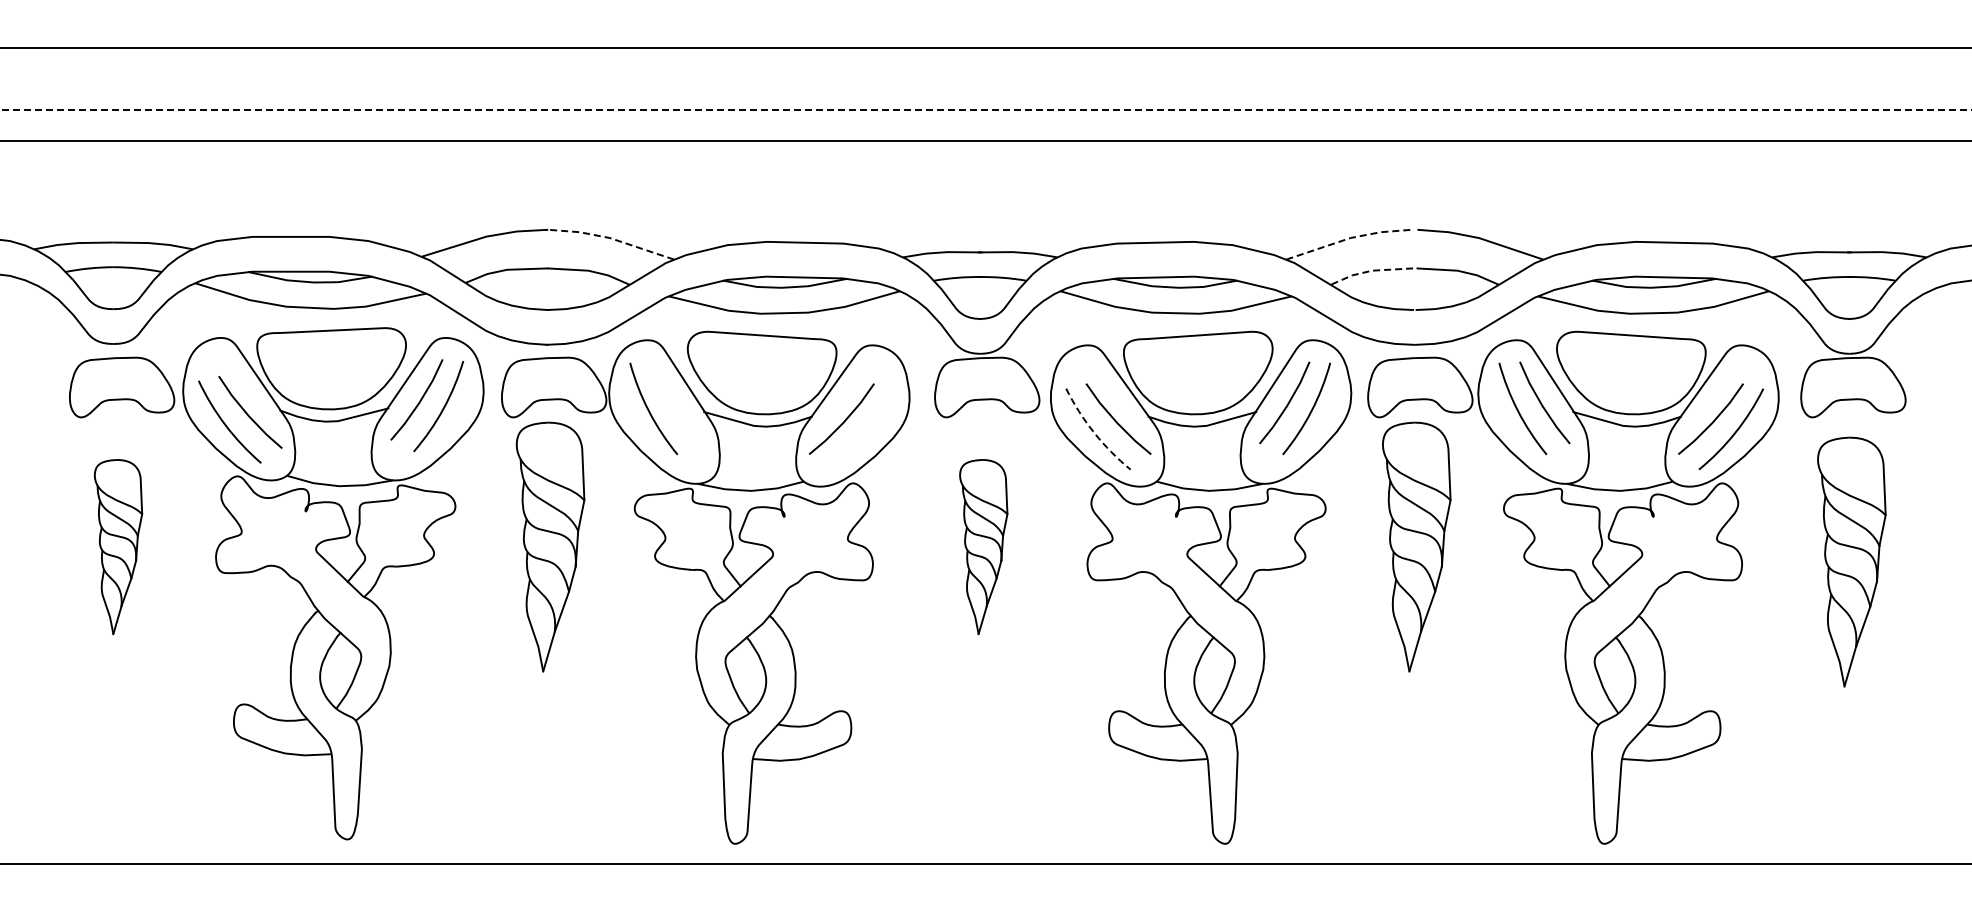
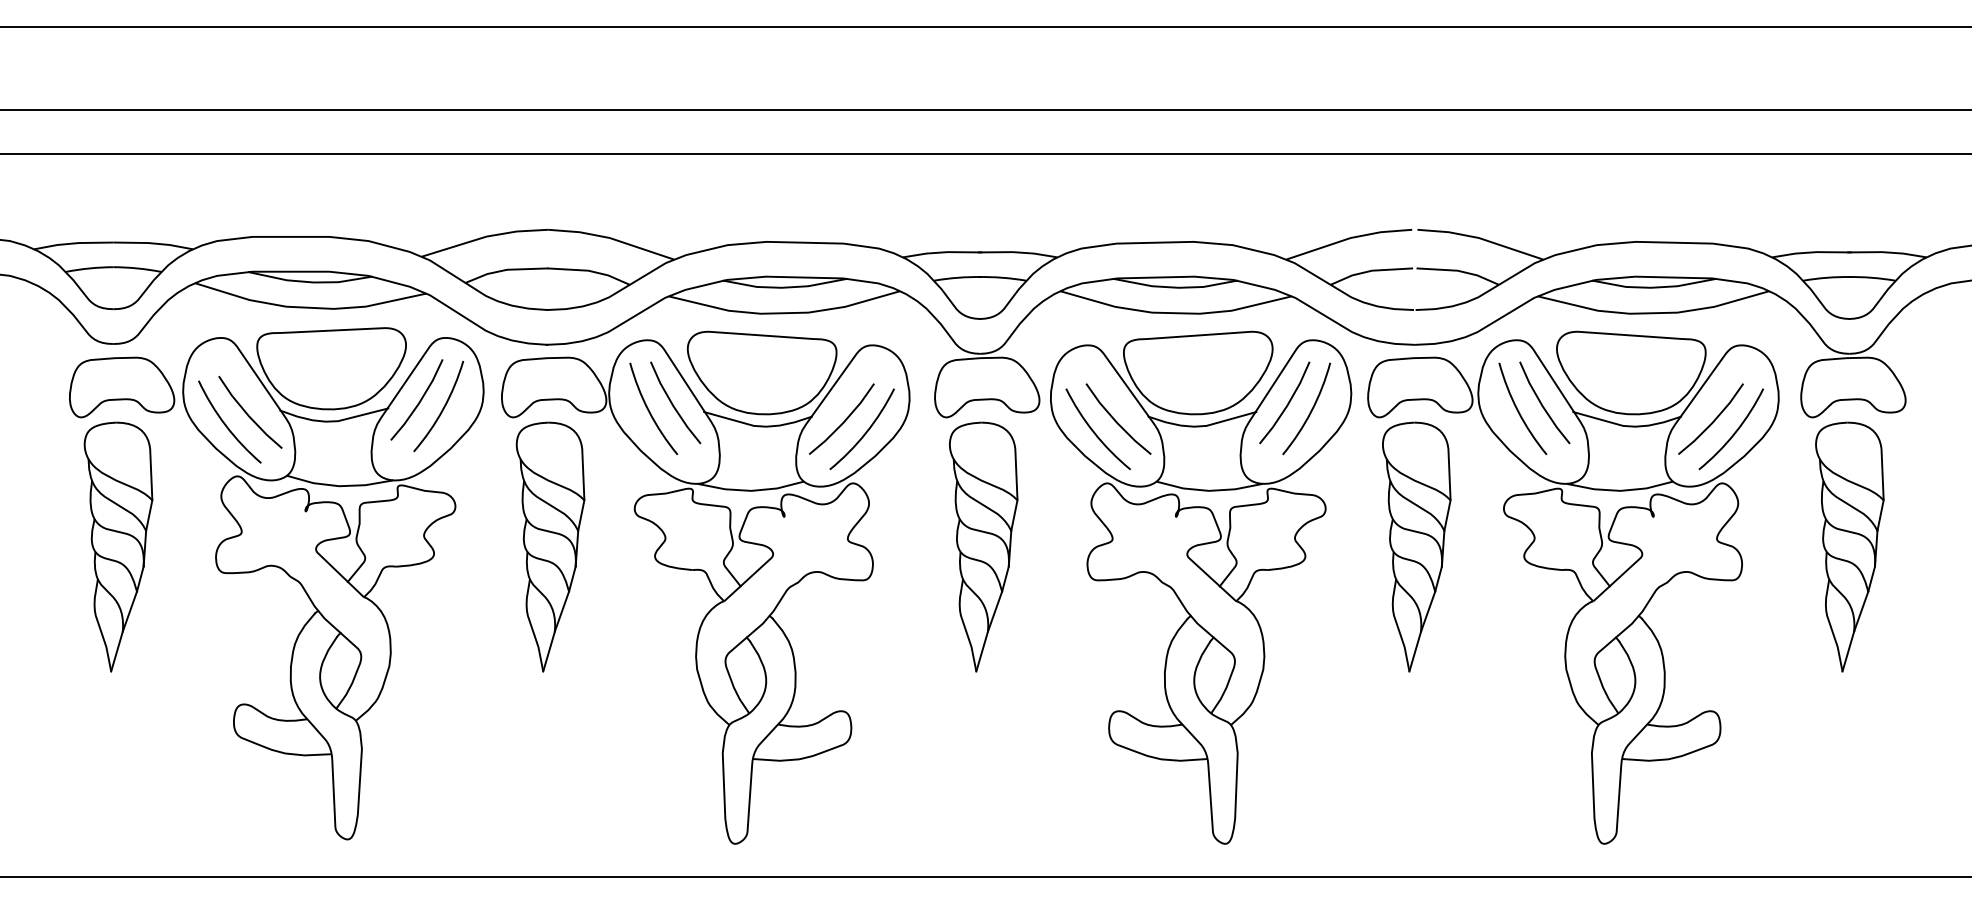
line position: (985, 48) -> (985, 27) (985, 27)
line: dashed -> solid (986, 110)
line position: (985, 141) -> (985, 154) (985, 154)
line: dashed -> solid (610, 238)
line: dashed -> solid (1349, 238)
line: dashed -> solid (1370, 271)
line: none -> present (673, 404)
arc: none -> present (865, 432)
arc: dashed -> solid (1094, 432)
part size: 50x177 px -> 71x252 px (118, 546)
part size: 50x177 px -> 70x252 px (983, 546)
part position: (1851, 561) -> (1849, 546) (1849, 546)
line position: (985, 863) -> (985, 876) (985, 876)
